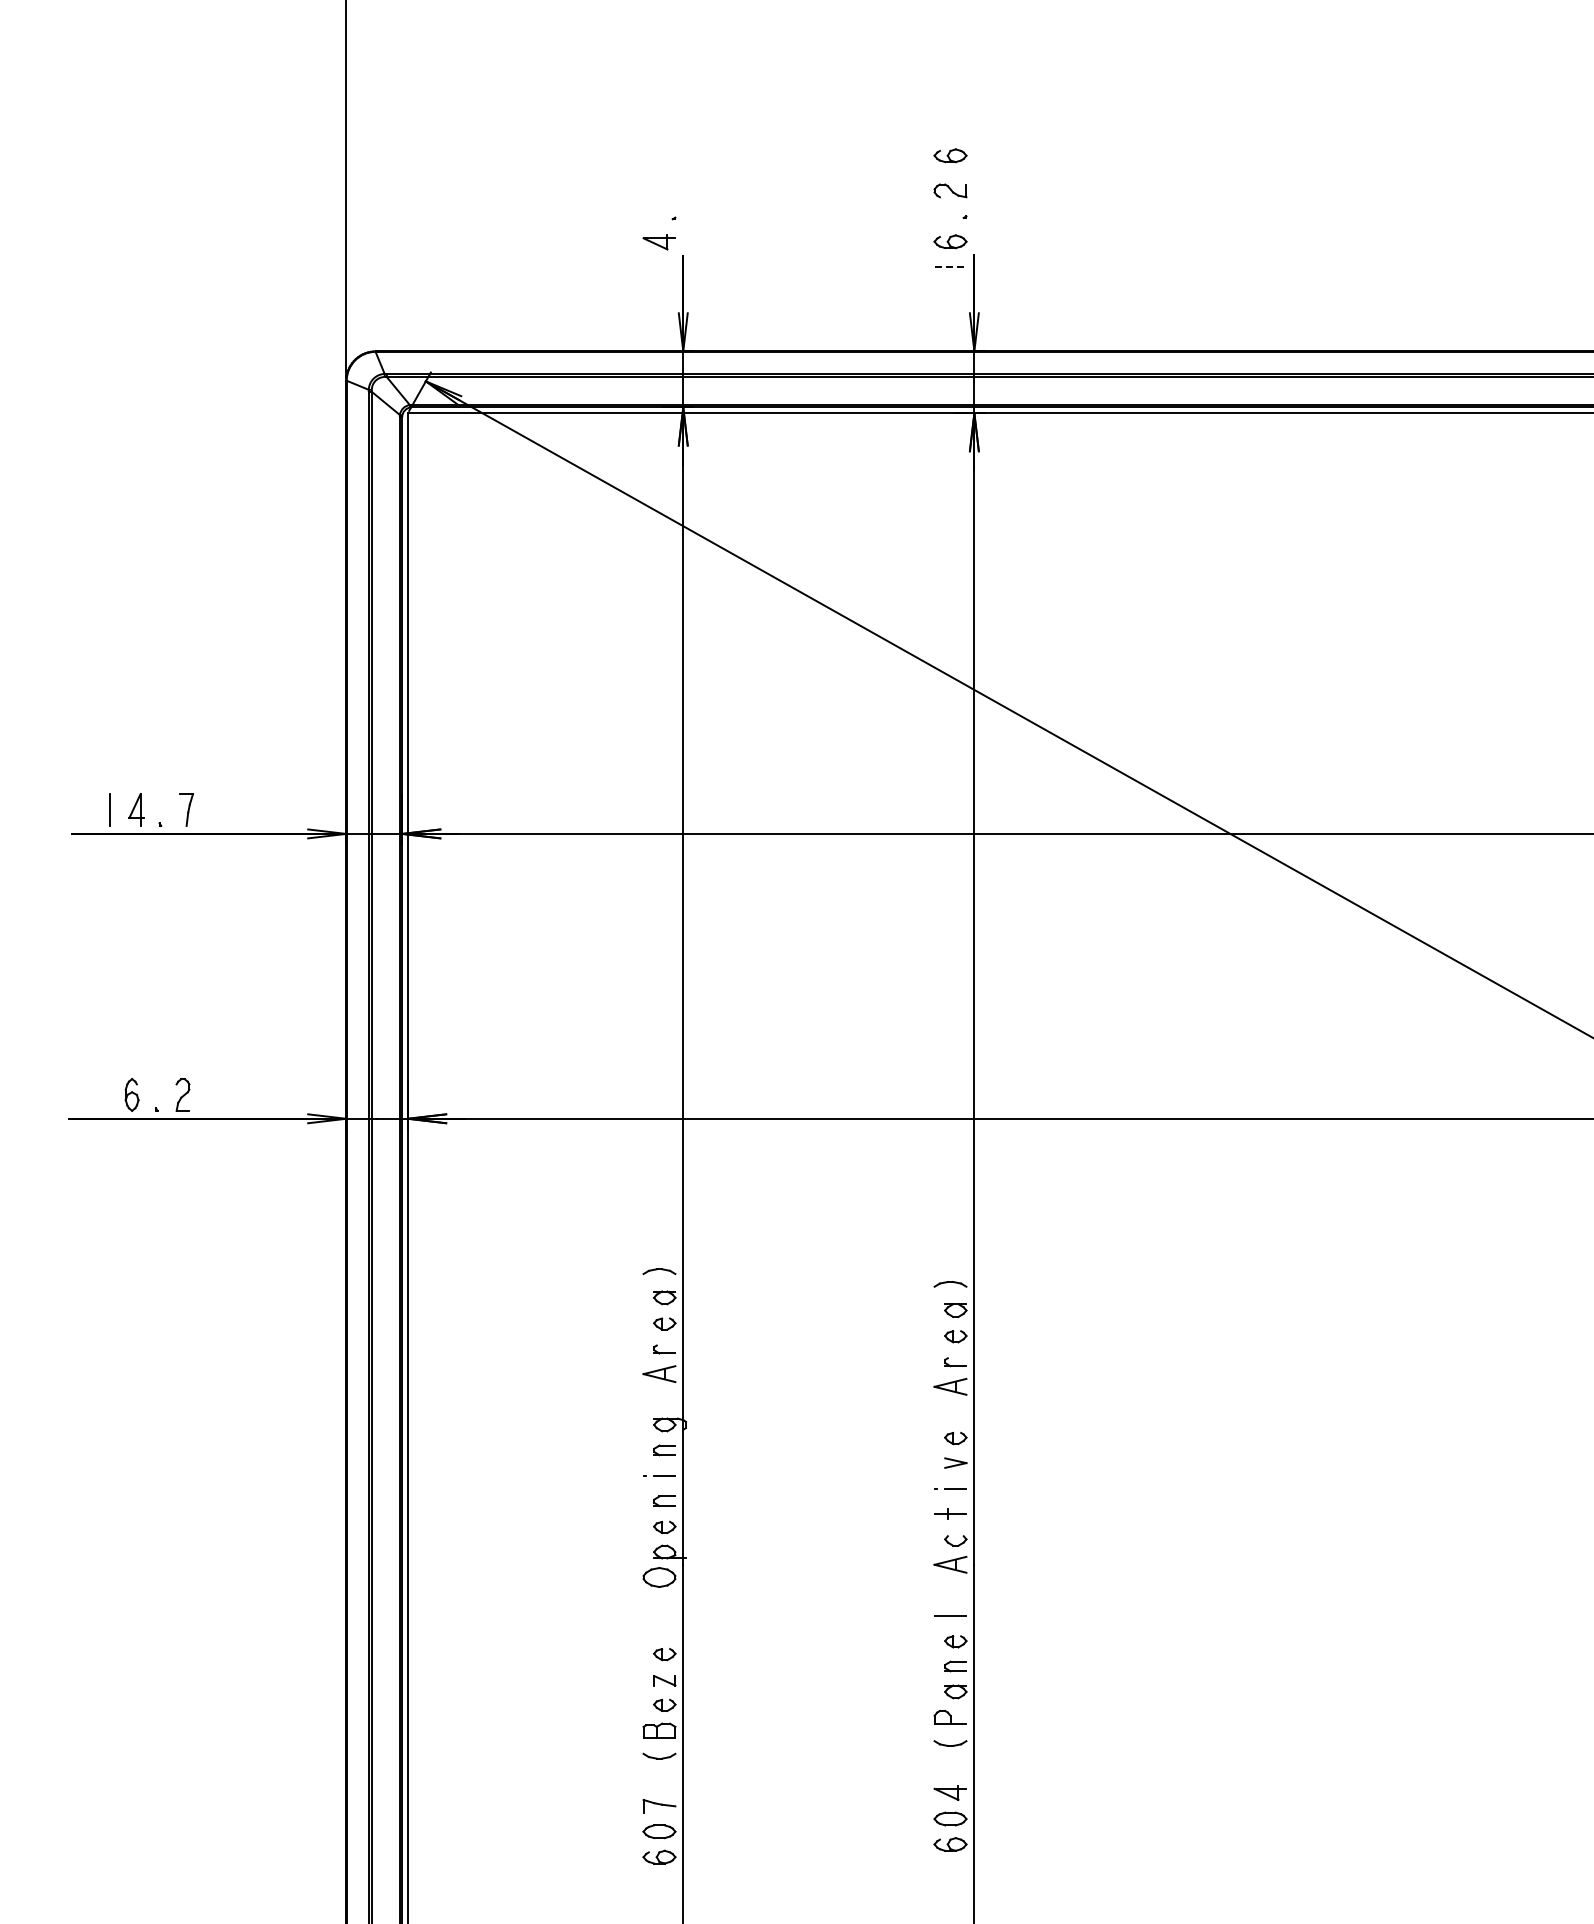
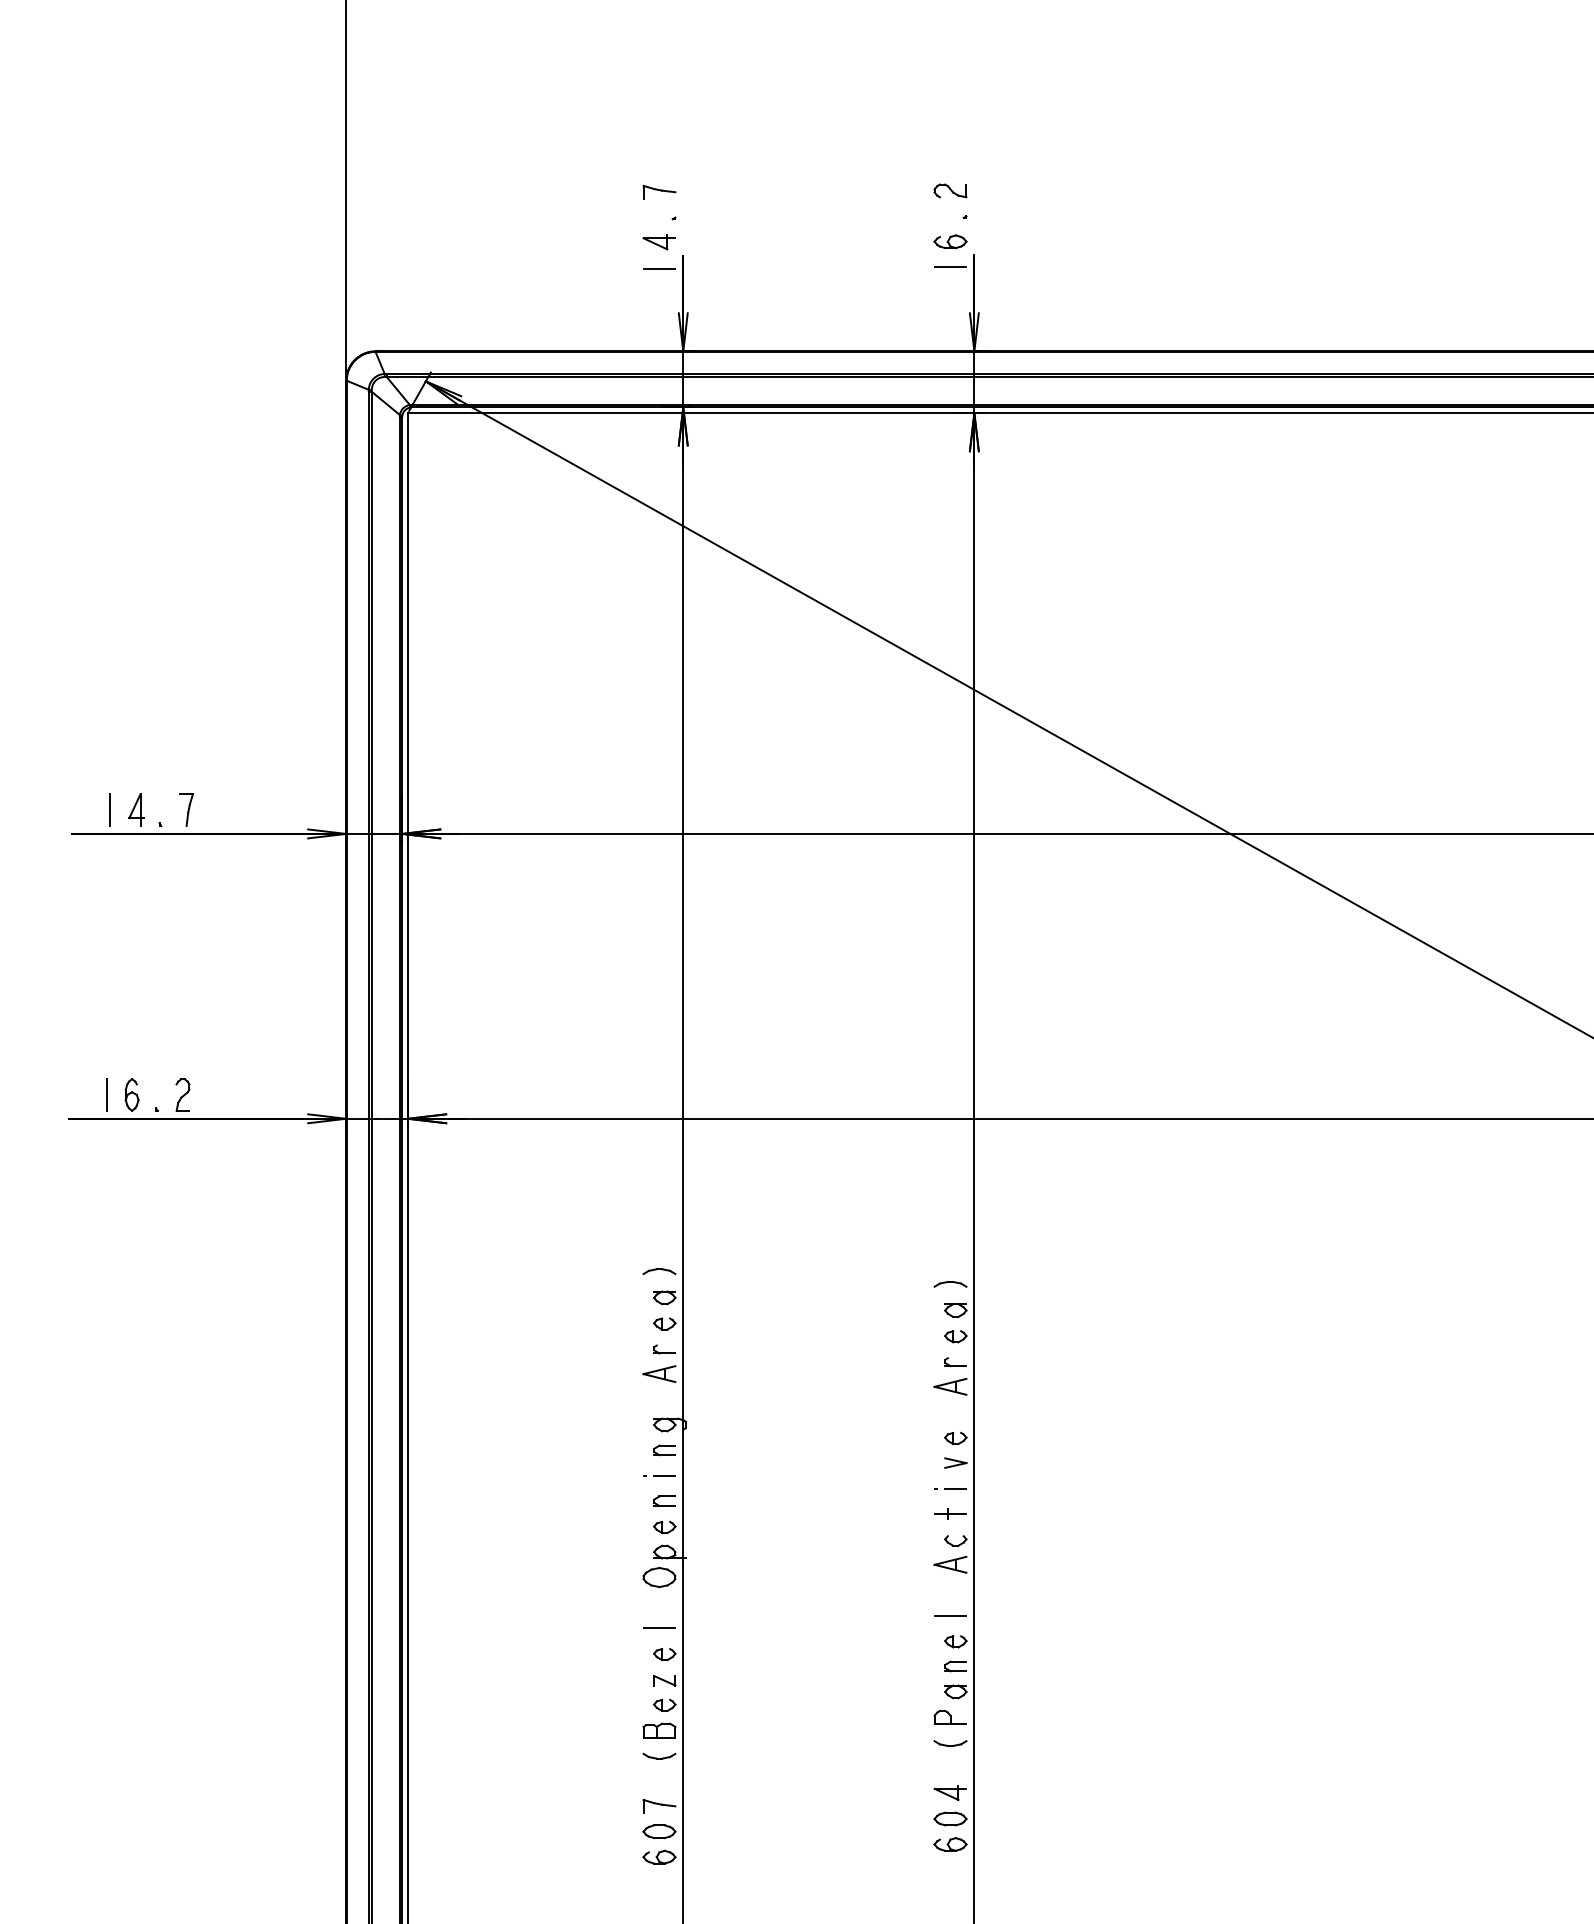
part: present -> none (950, 155)
part: none -> present (659, 191)
line: dashed -> solid (950, 267)
line: none -> present (659, 268)
line: none -> present (106, 1094)
line: none -> present (659, 1628)
